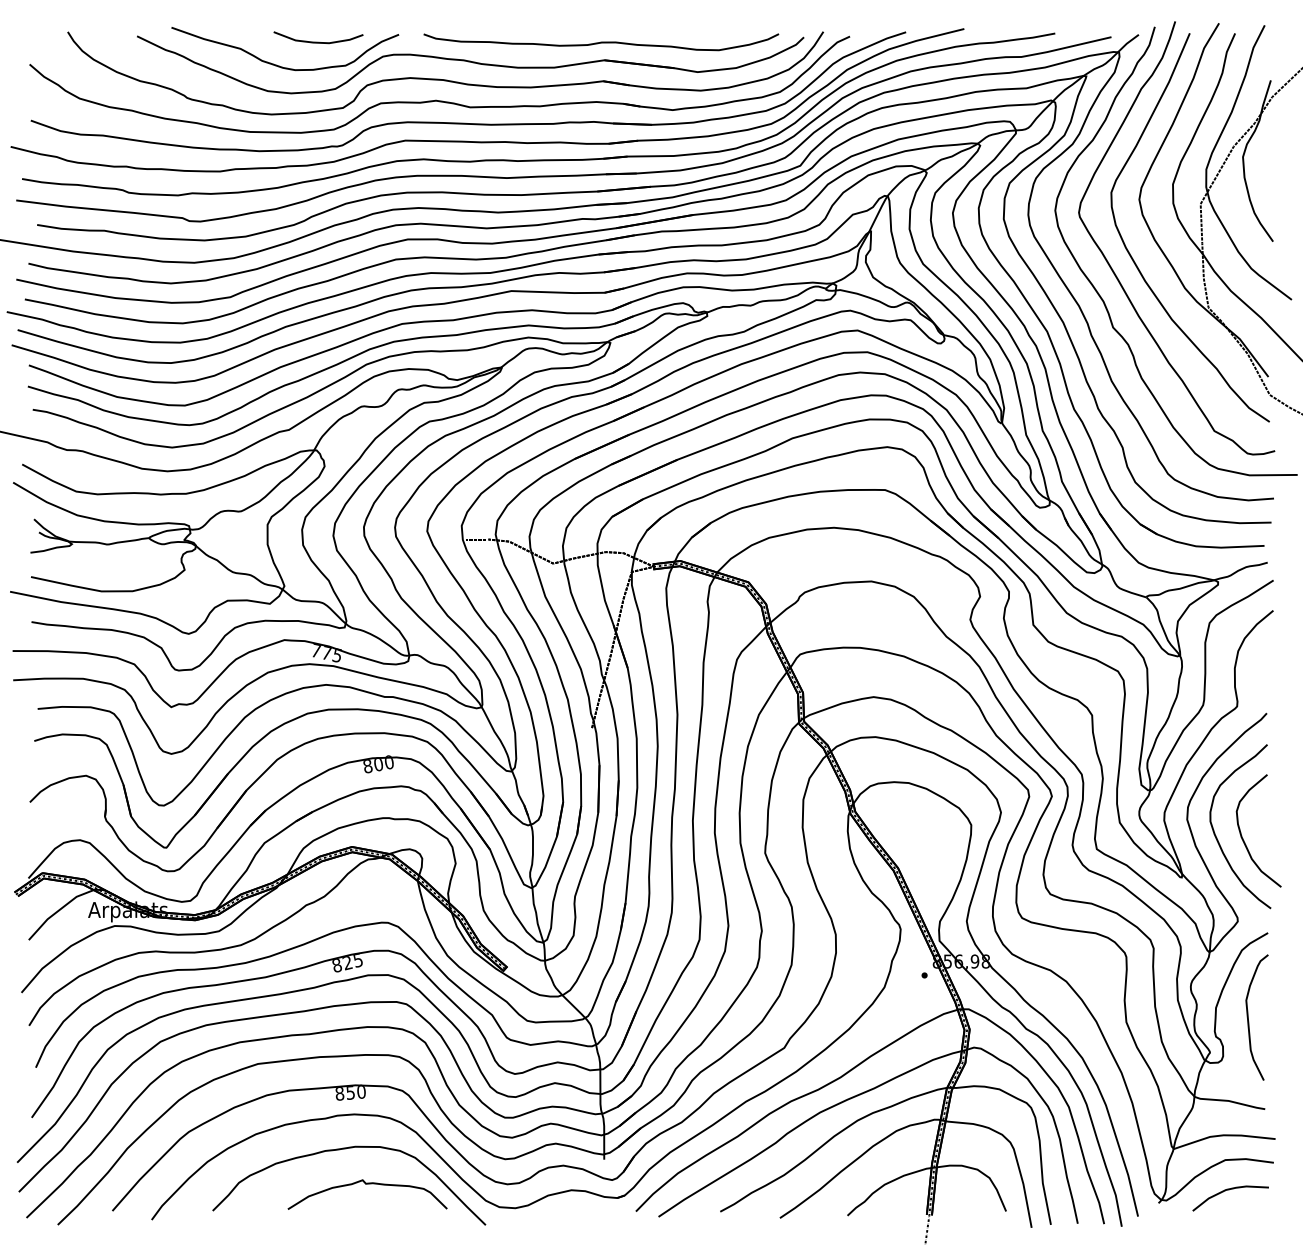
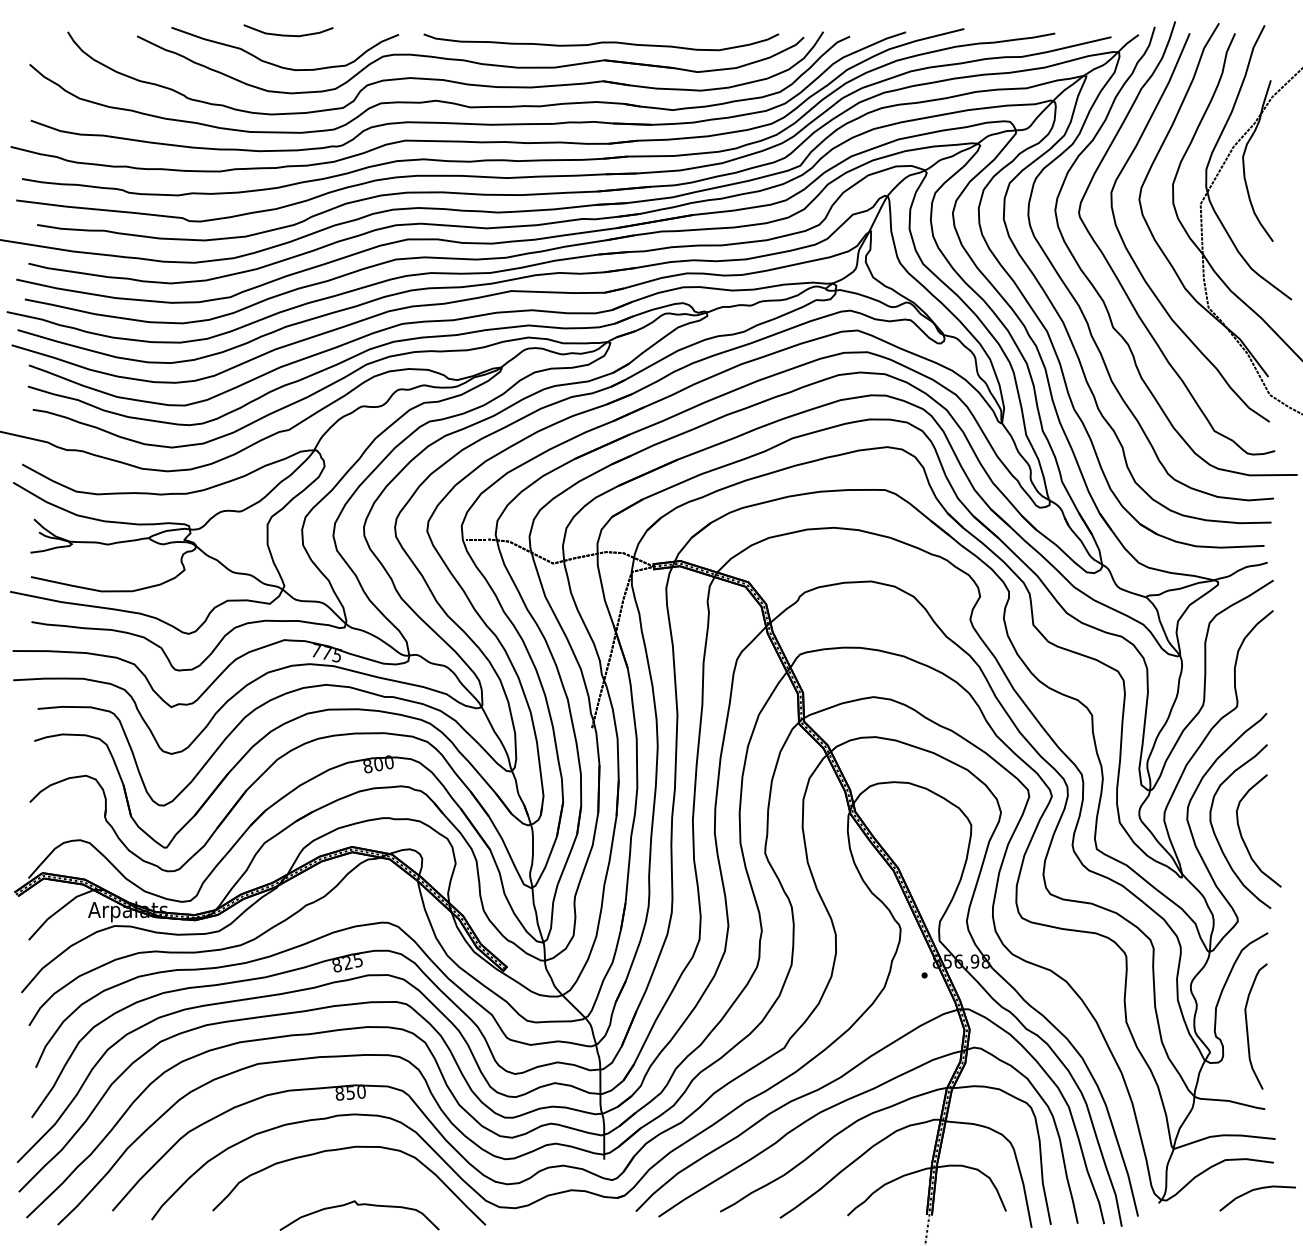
curve position: (318, 41) -> (288, 34) (288, 34)
curve position: (1248, 1017) -> (1247, 1026) (1247, 1026)
curve position: (367, 1184) -> (359, 1205) (359, 1205)
curve position: (1229, 1190) -> (1256, 1190) (1256, 1190)
